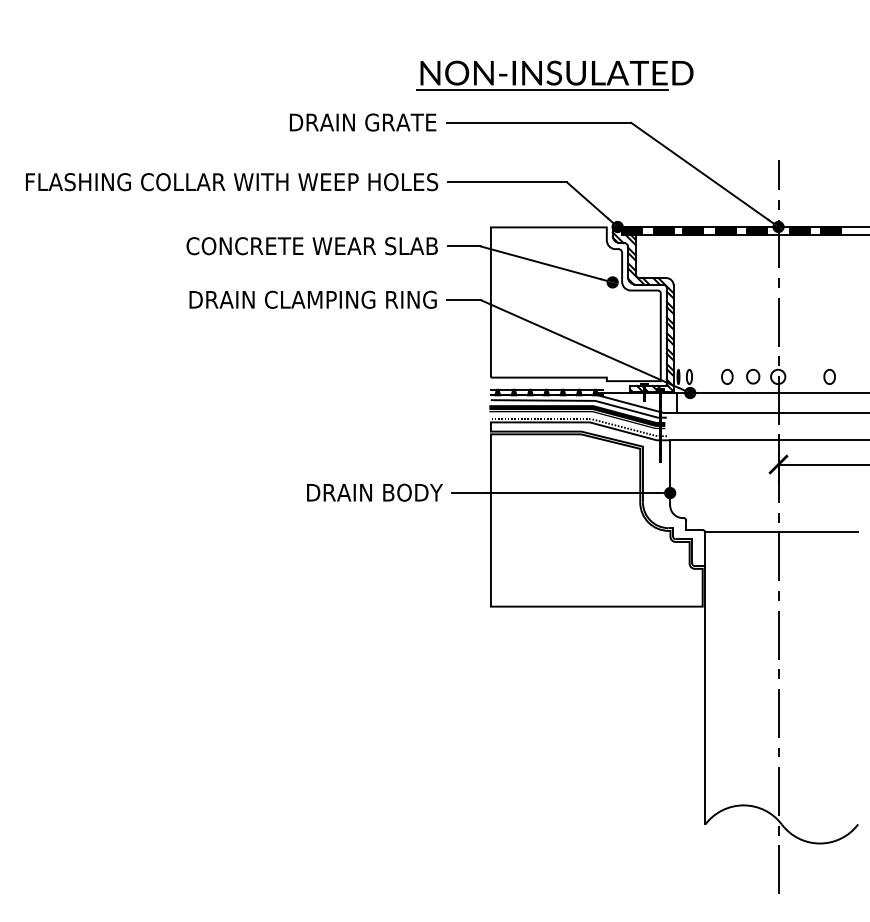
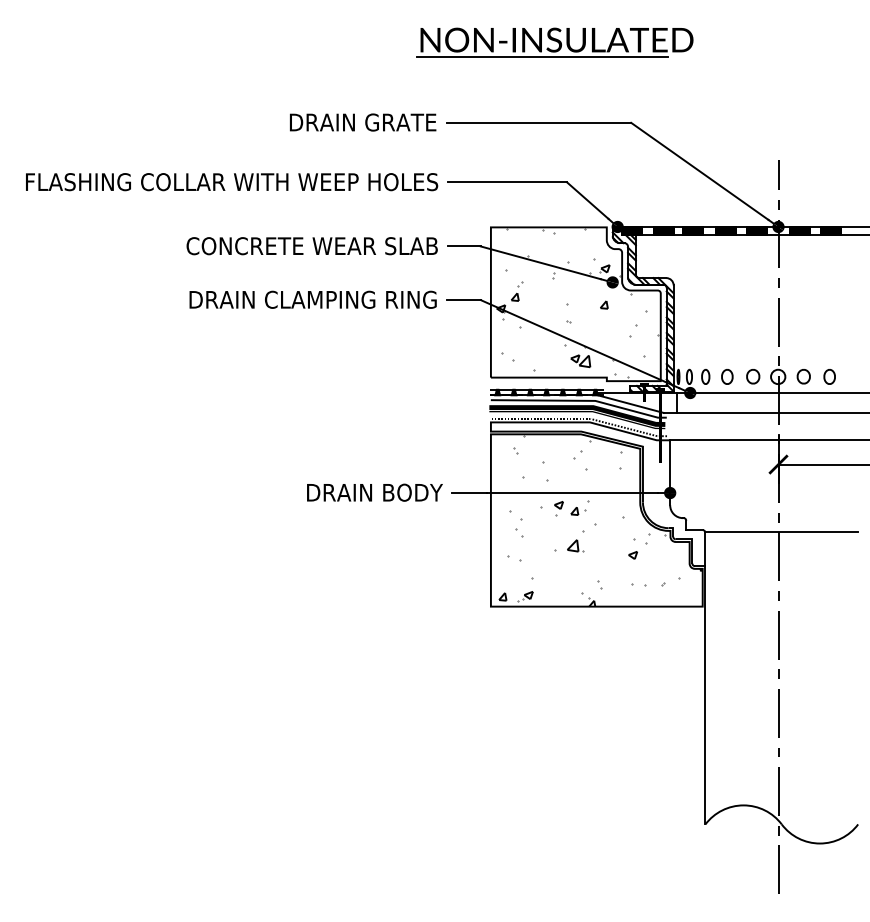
part position: (554, 75) -> (554, 42) (554, 42)
hatch: none -> present (576, 302)
part: none -> present (705, 376)
part: none -> present (803, 376)
hatch: none -> present (600, 520)
